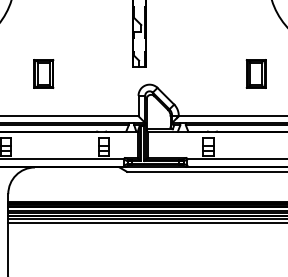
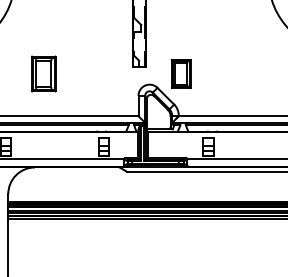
part size: 22x30 px -> 26x38 px (43, 73)
part position: (255, 73) -> (180, 73) (180, 73)
line: present -> none (146, 223)
